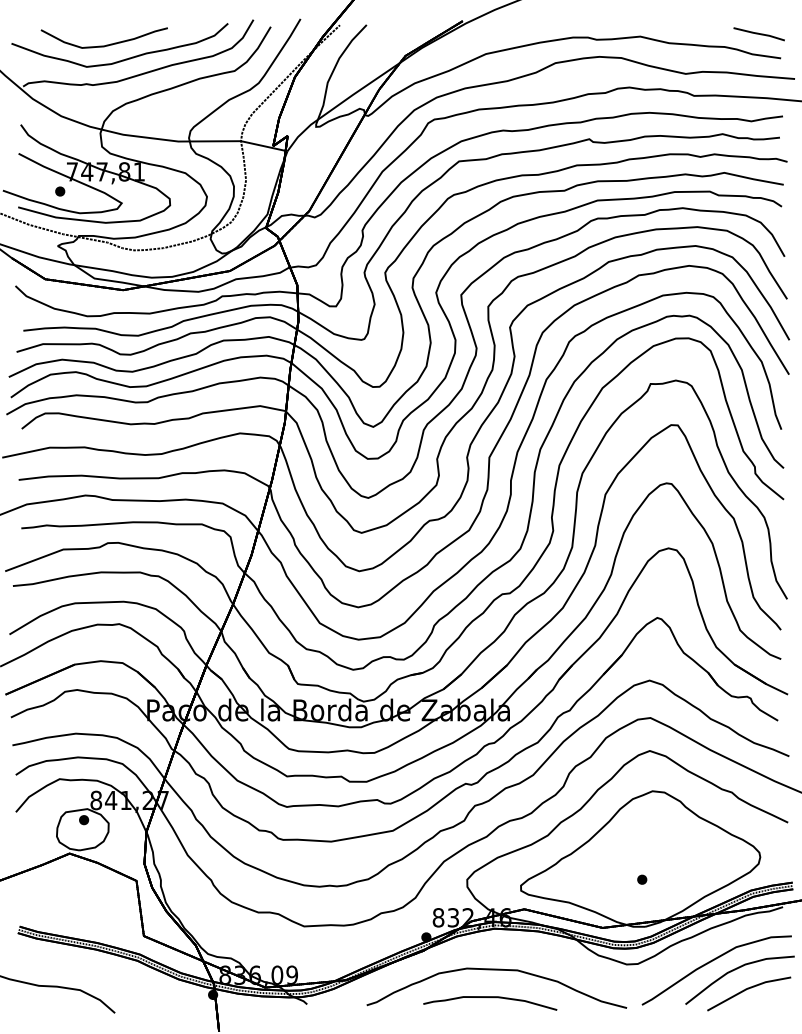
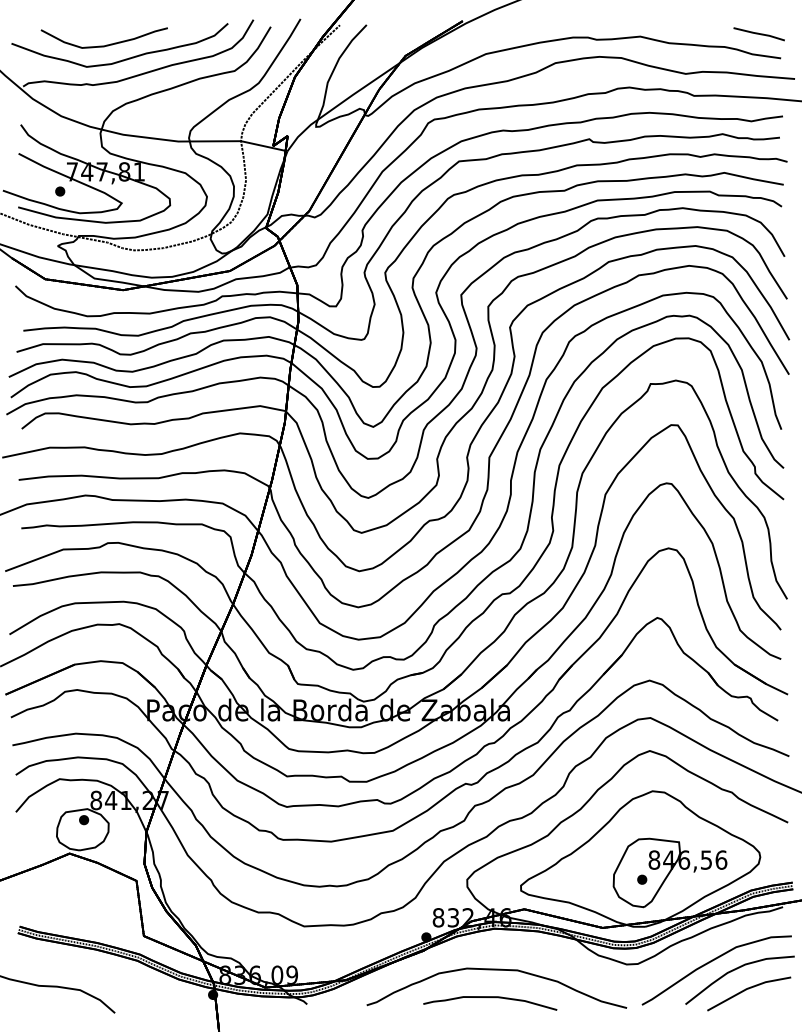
part: none -> present (669, 872)
